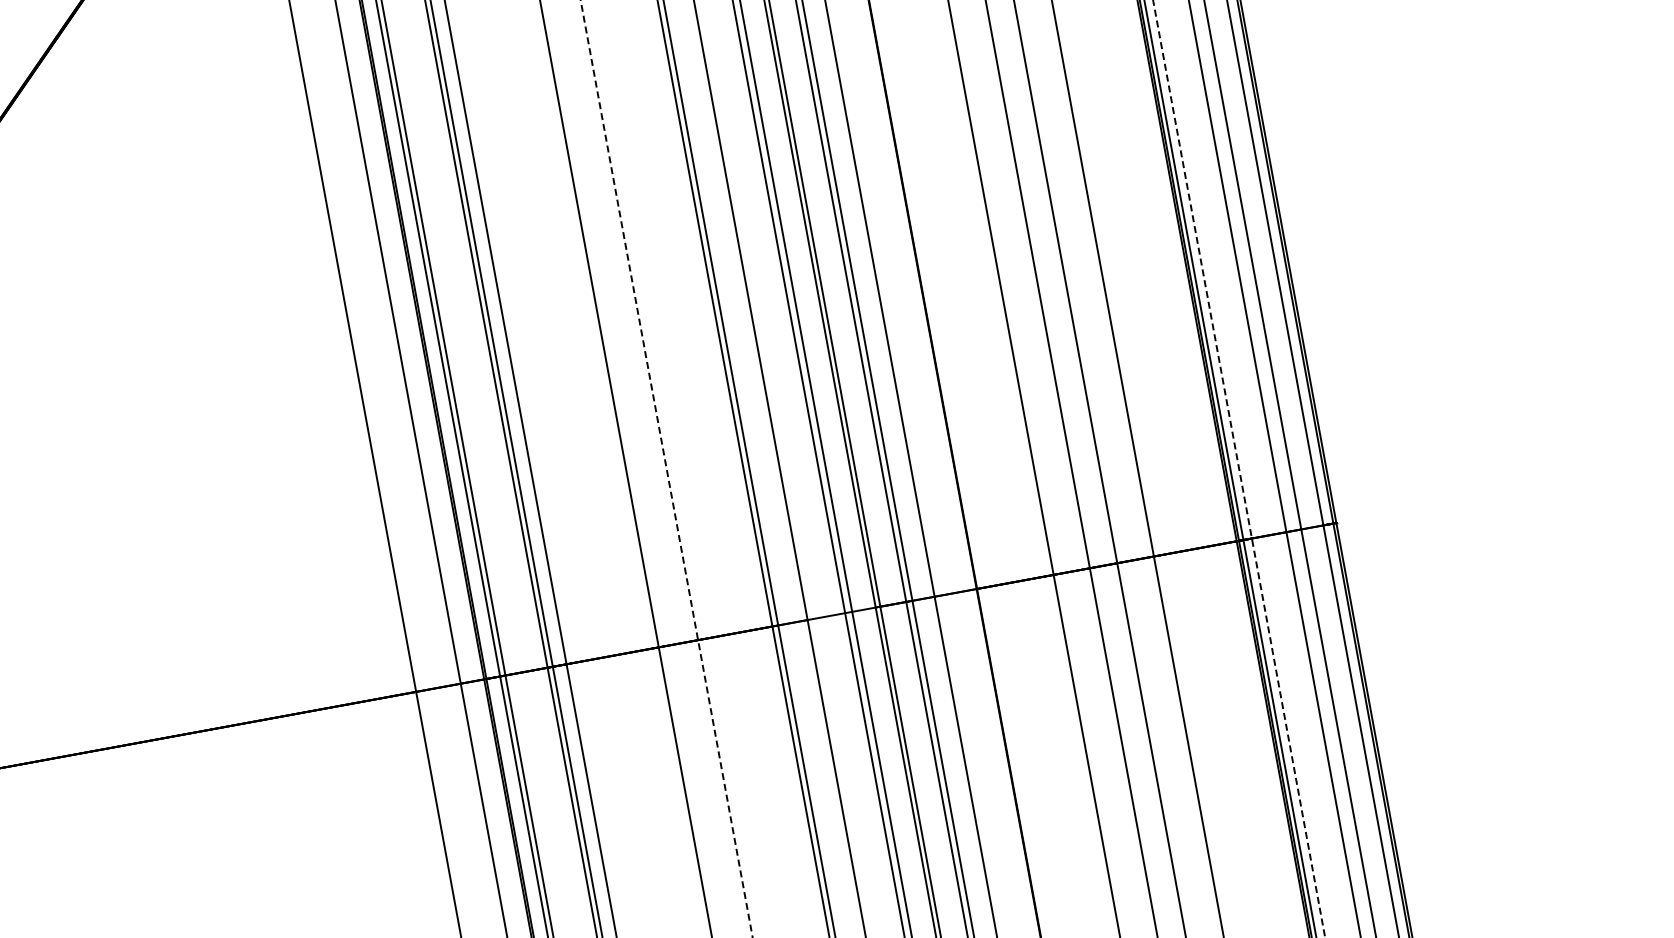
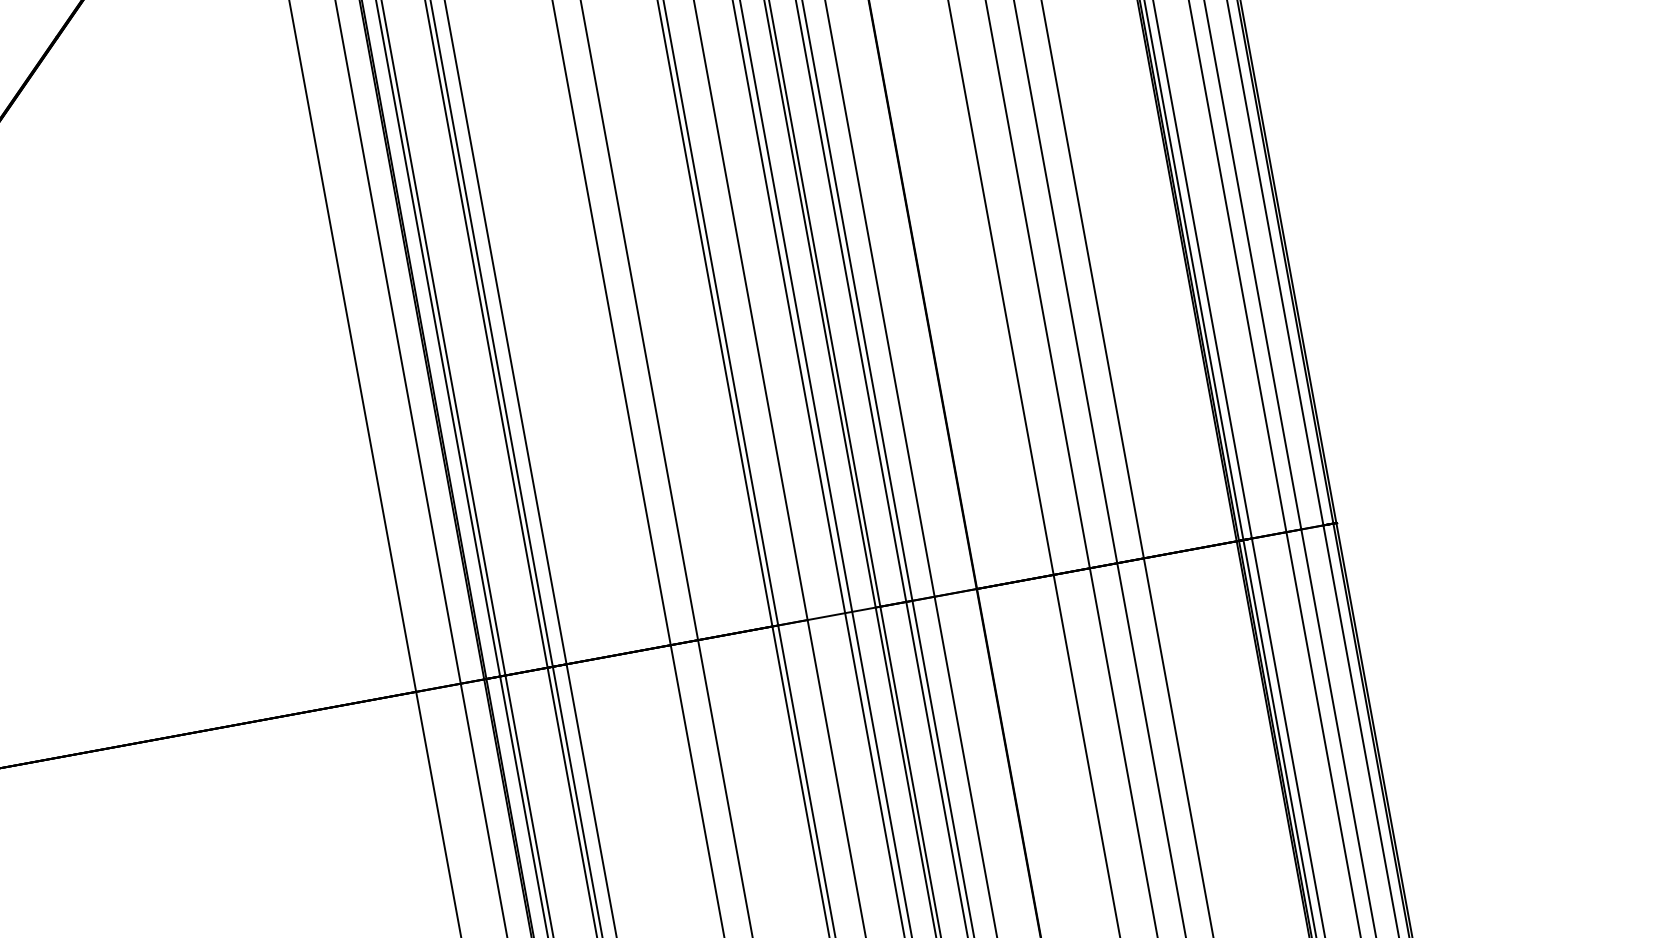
line position: (625, 468) -> (637, 468) (637, 468)
line position: (1137, 468) -> (1126, 468) (1126, 468)
line: dashed -> solid (1239, 468)
line: dashed -> solid (666, 469)
